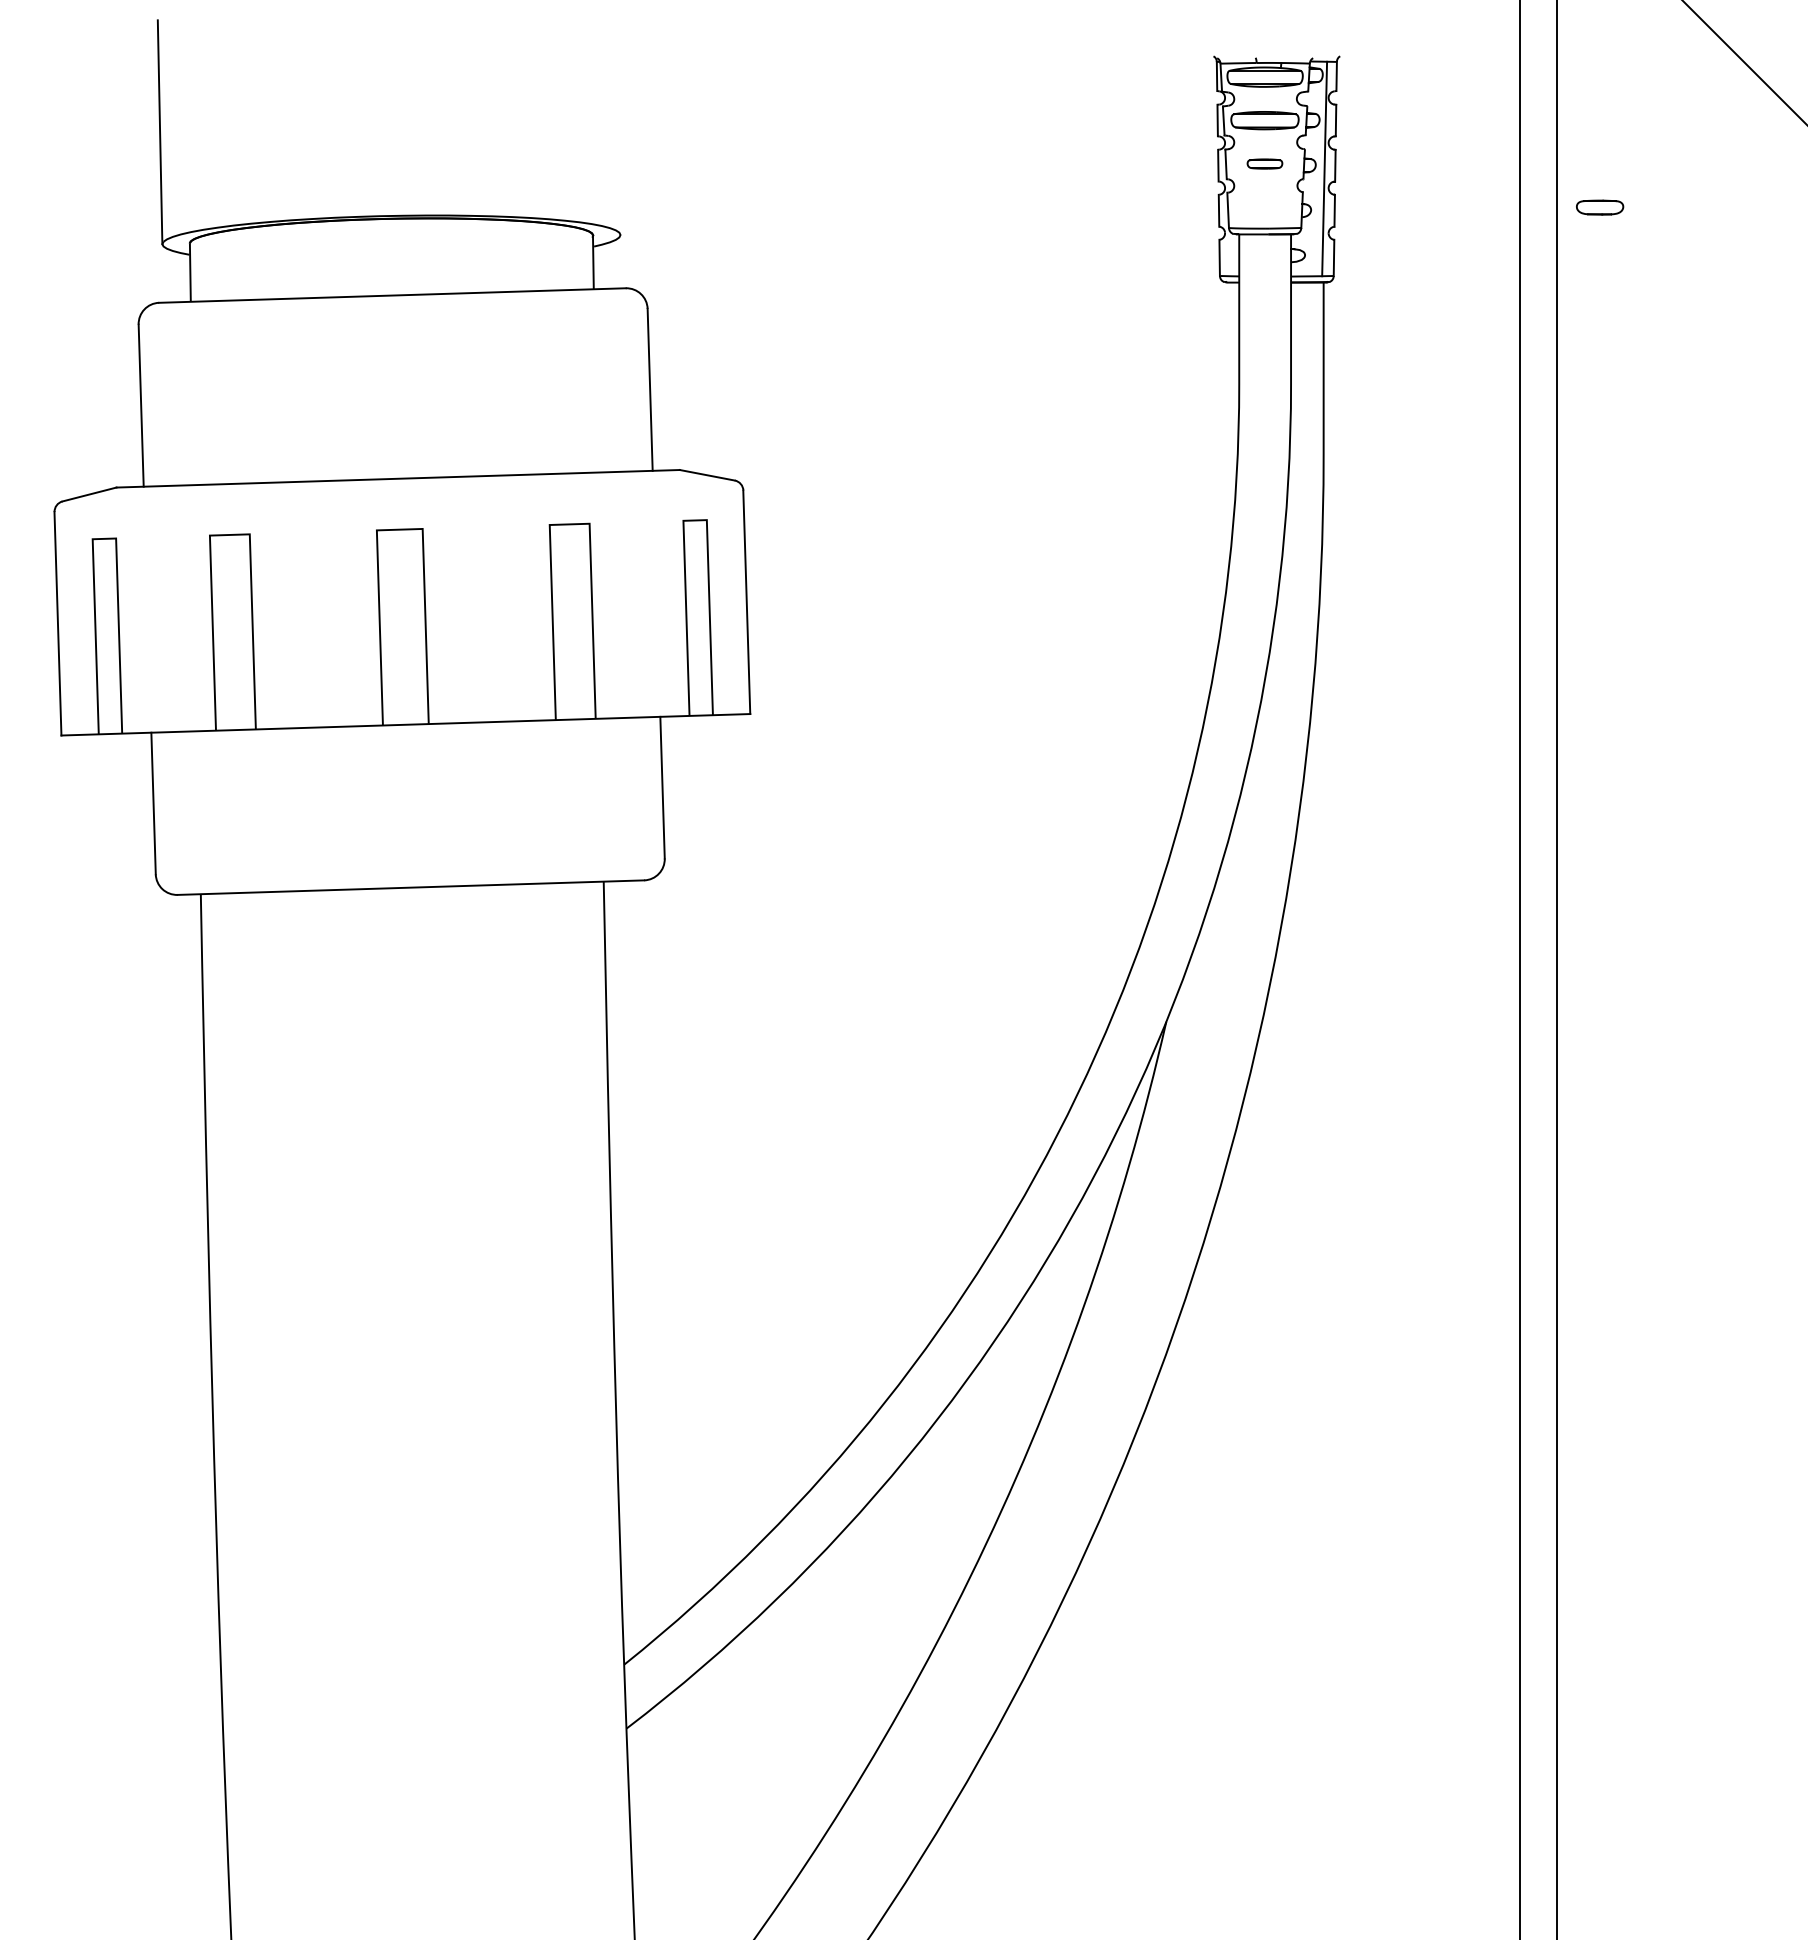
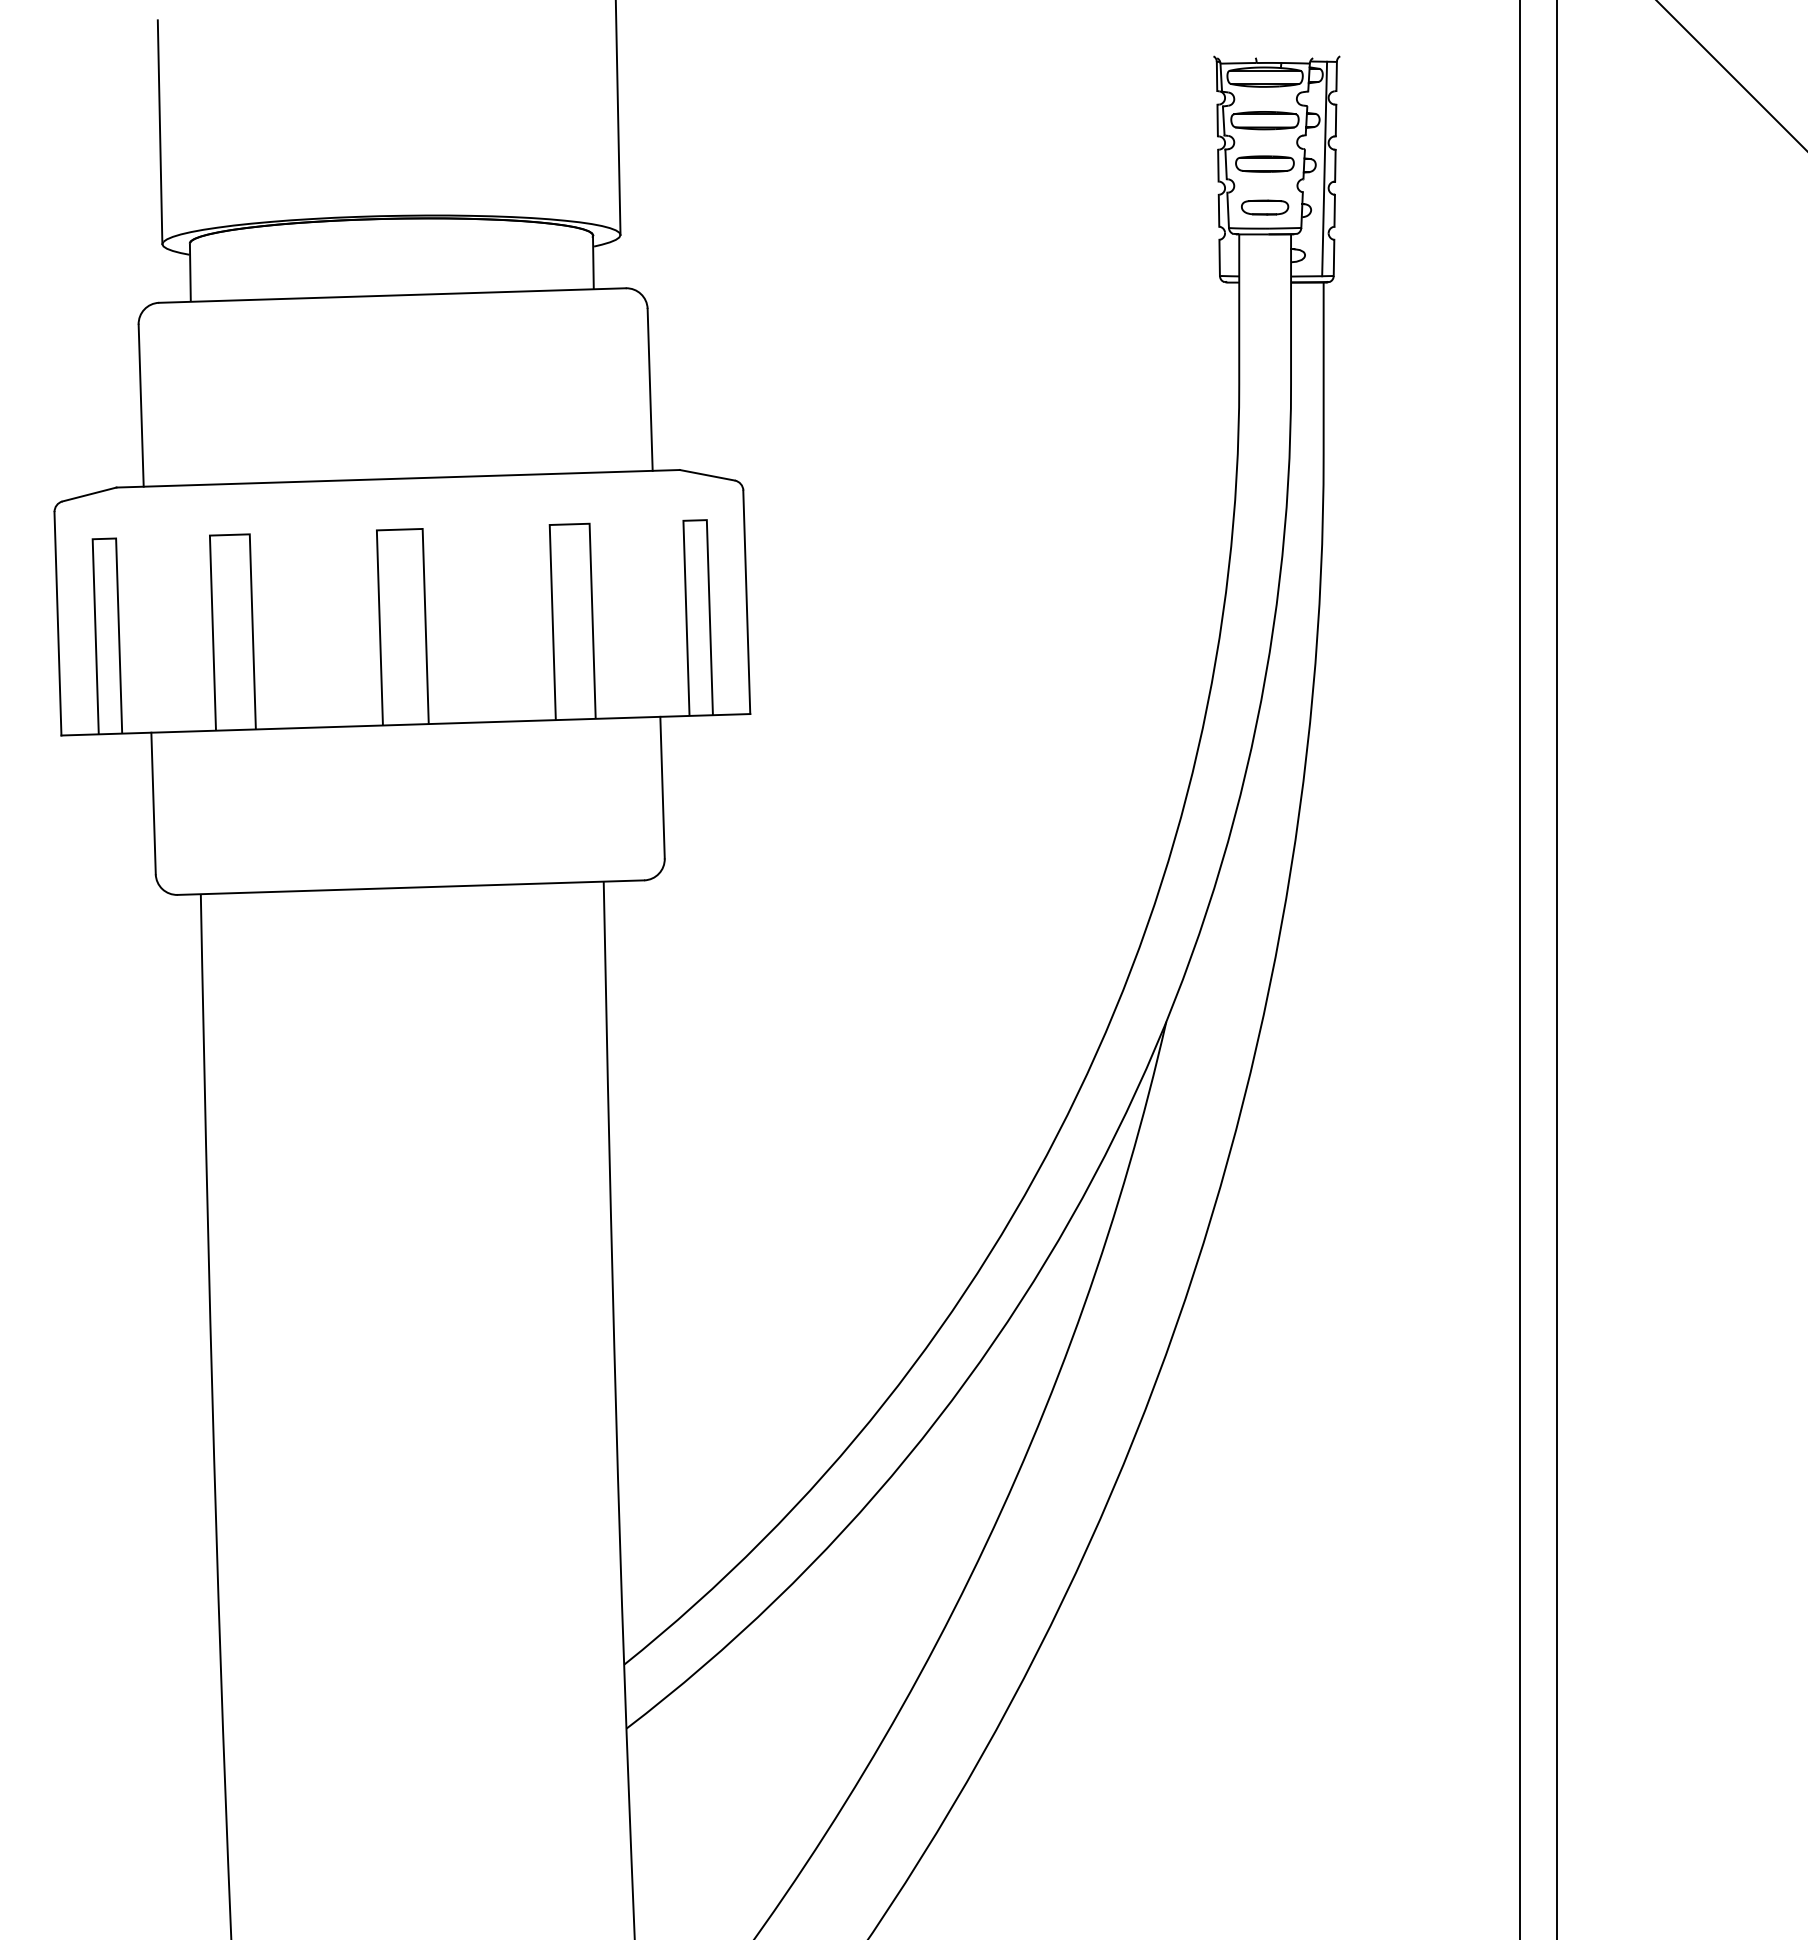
line position: (1744, 62) -> (1731, 75) (1731, 75)
line: none -> present (617, 118)
part size: 38x12 px -> 60x18 px (1264, 163)
part position: (1600, 207) -> (1265, 207) (1265, 207)
